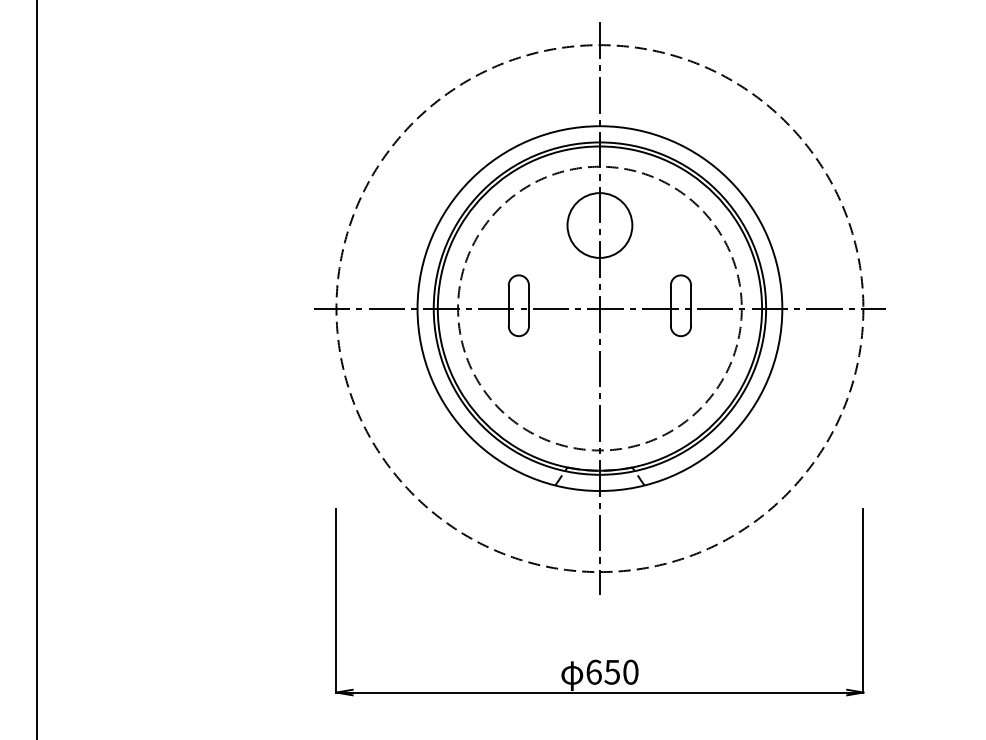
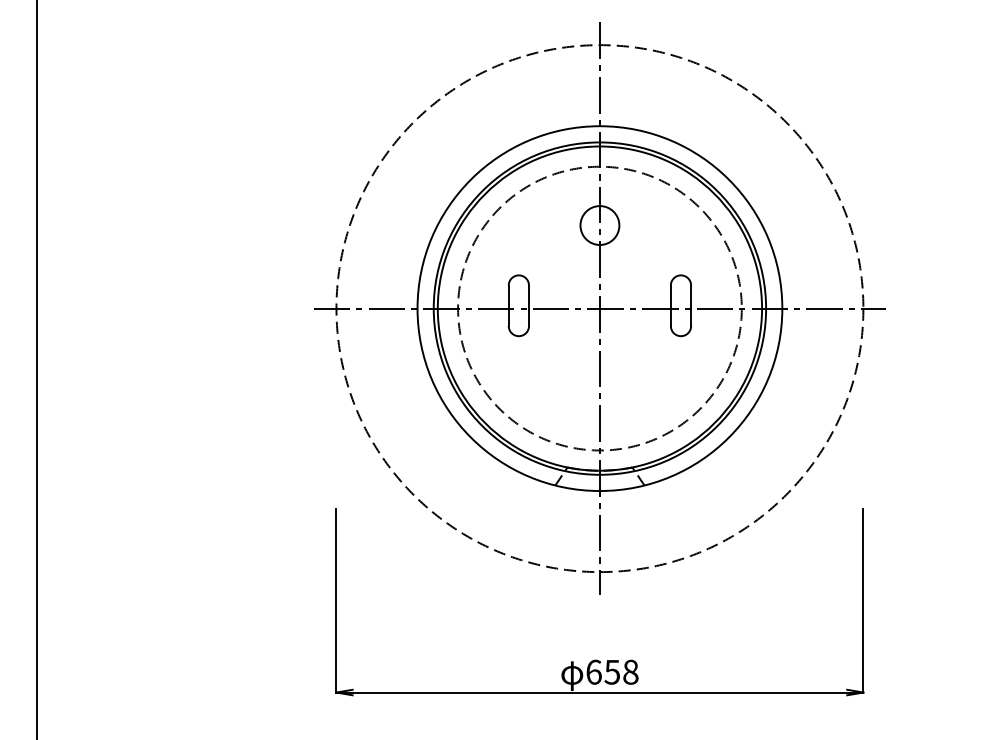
circle diameter: 65 px -> 39 px (599, 225)
text: 650 -> 658 (630, 672)
